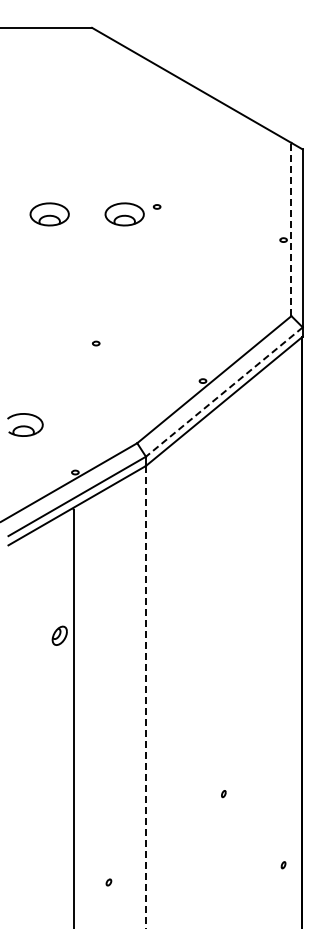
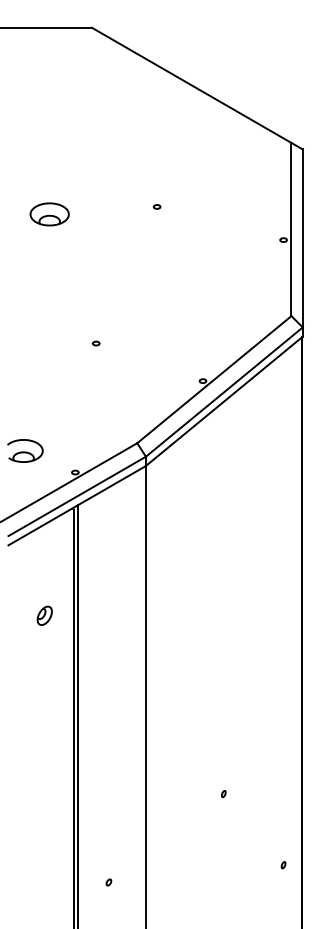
part: present -> none (124, 214)
line: dashed -> solid (291, 229)
line: dashed -> solid (224, 392)
part position: (25, 424) -> (25, 450) (25, 450)
part position: (59, 635) -> (44, 615) (44, 615)
line: dashed -> solid (145, 697)
line: none -> present (78, 715)
